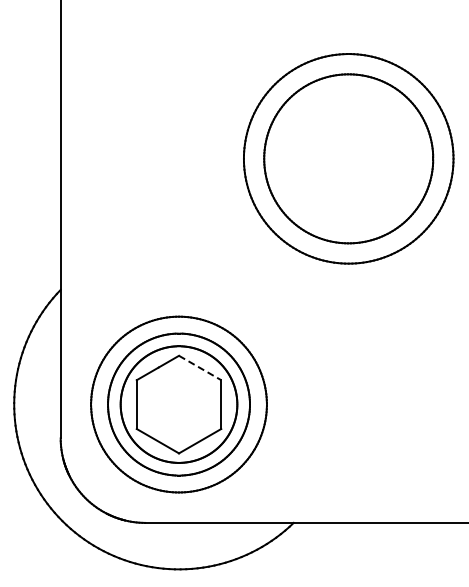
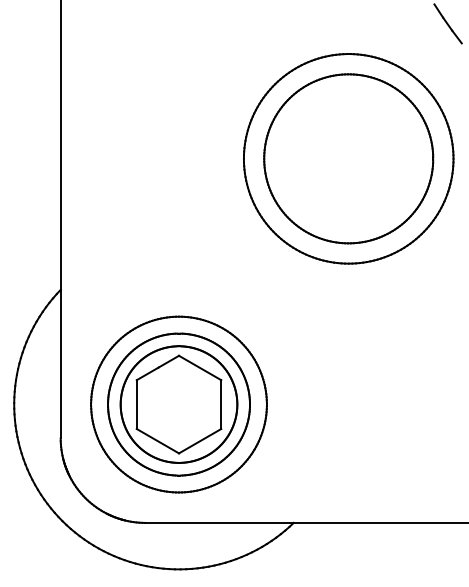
line: none -> present (447, 23)
line: dashed -> solid (200, 368)
